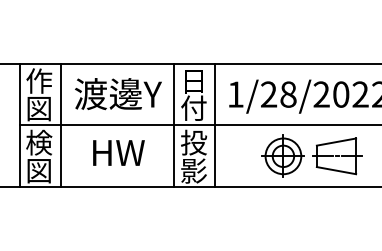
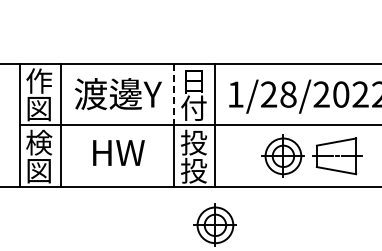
line: solid -> dashed (174, 94)
text: 影 -> 投 (194, 170)
part: none -> present (214, 224)
